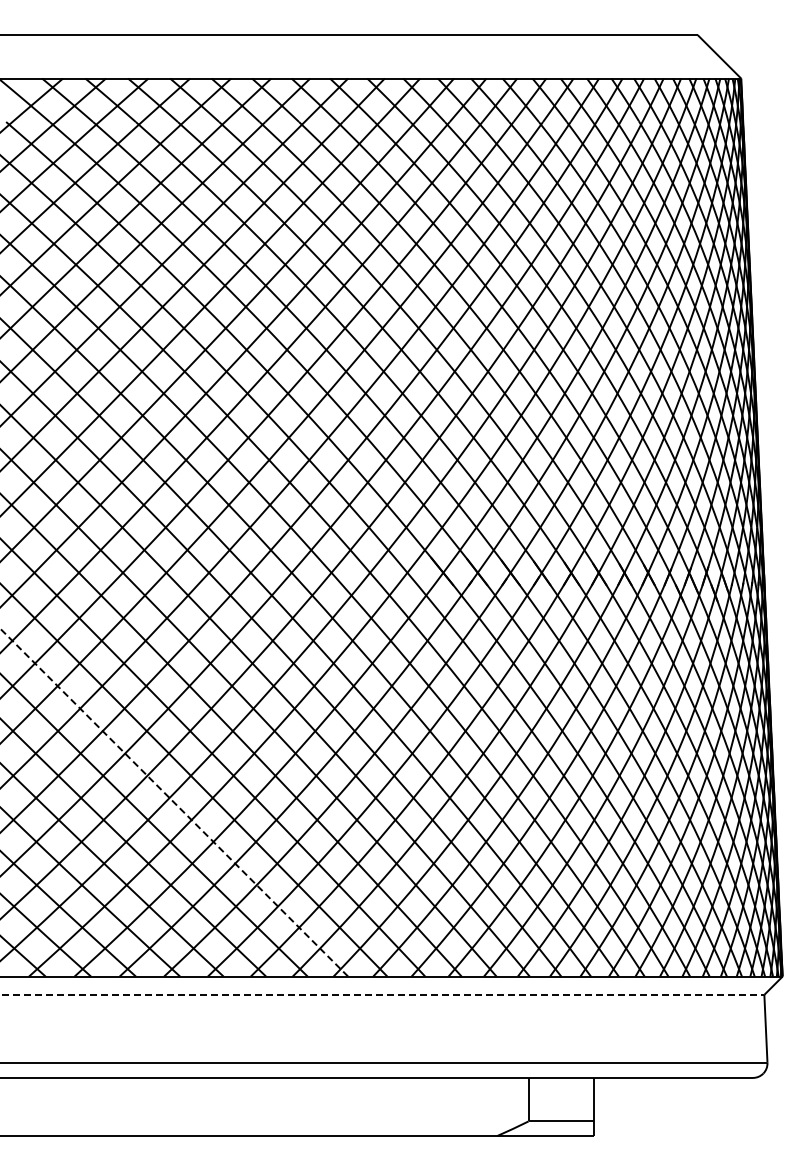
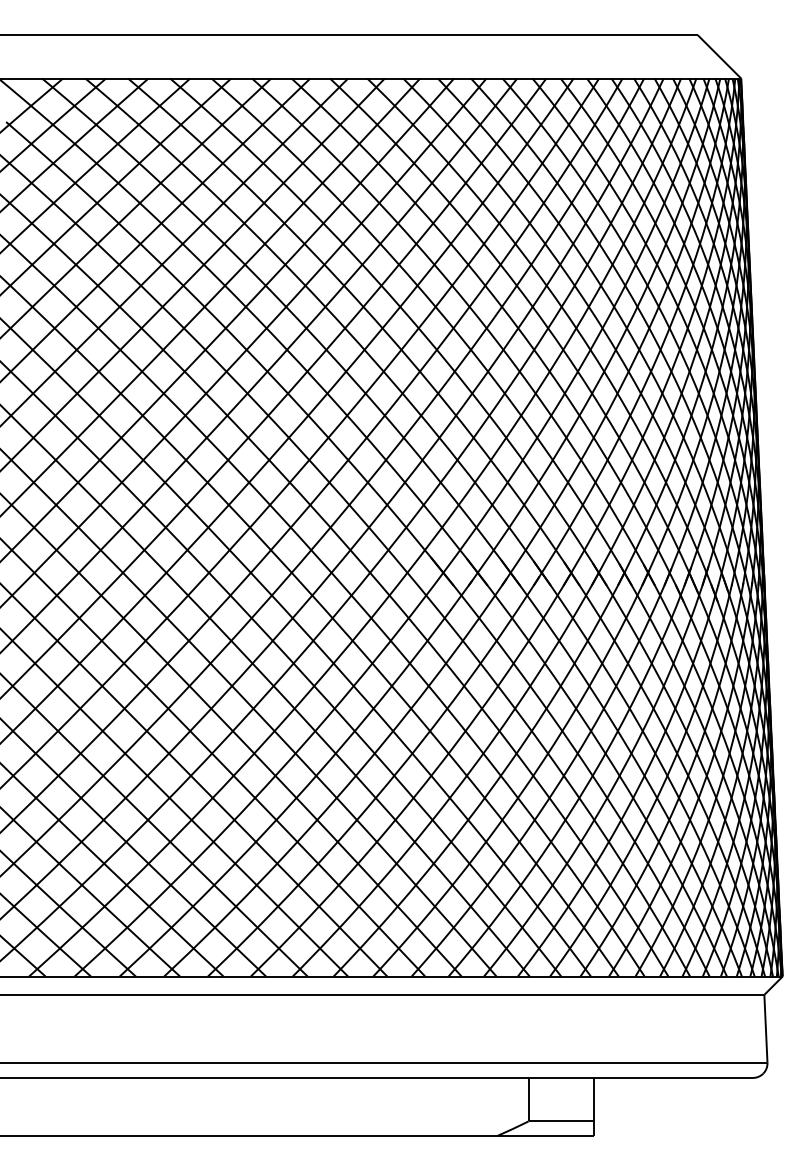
line: dashed -> solid (174, 802)
line: dashed -> solid (382, 994)
